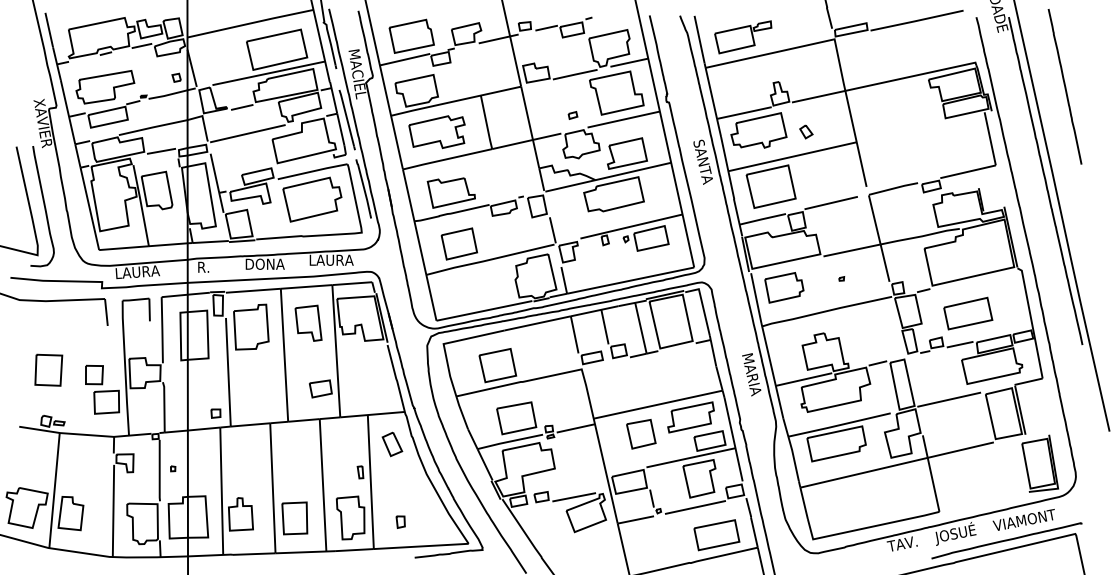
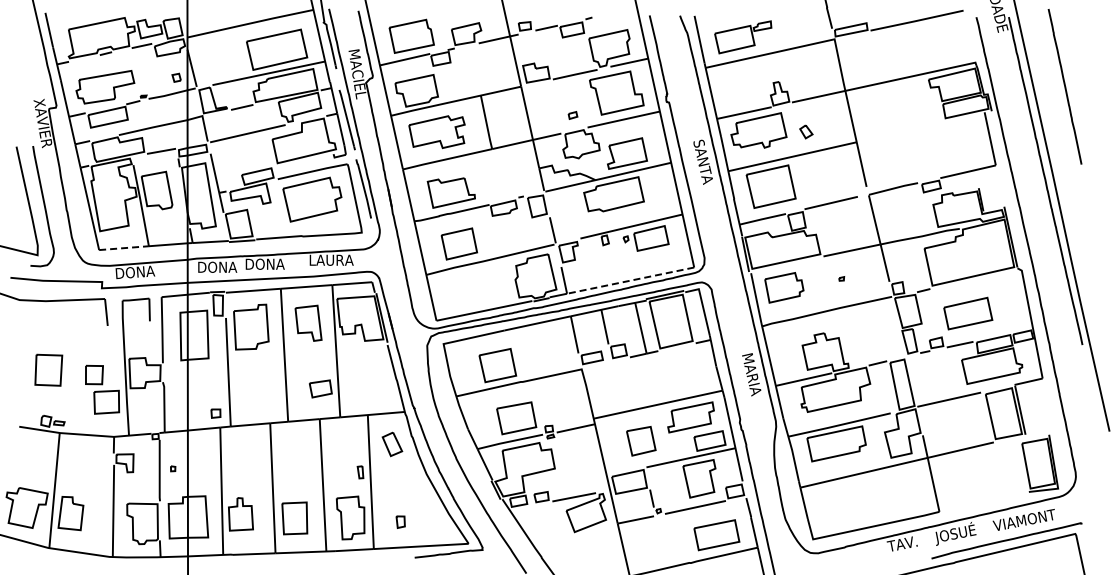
line: solid -> dashed (124, 248)
text: R. -> DONA (218, 266)
text: LAURA -> DONA (138, 271)
line: solid -> dashed (630, 280)
part position: (641, 434) -> (641, 441) (641, 441)
